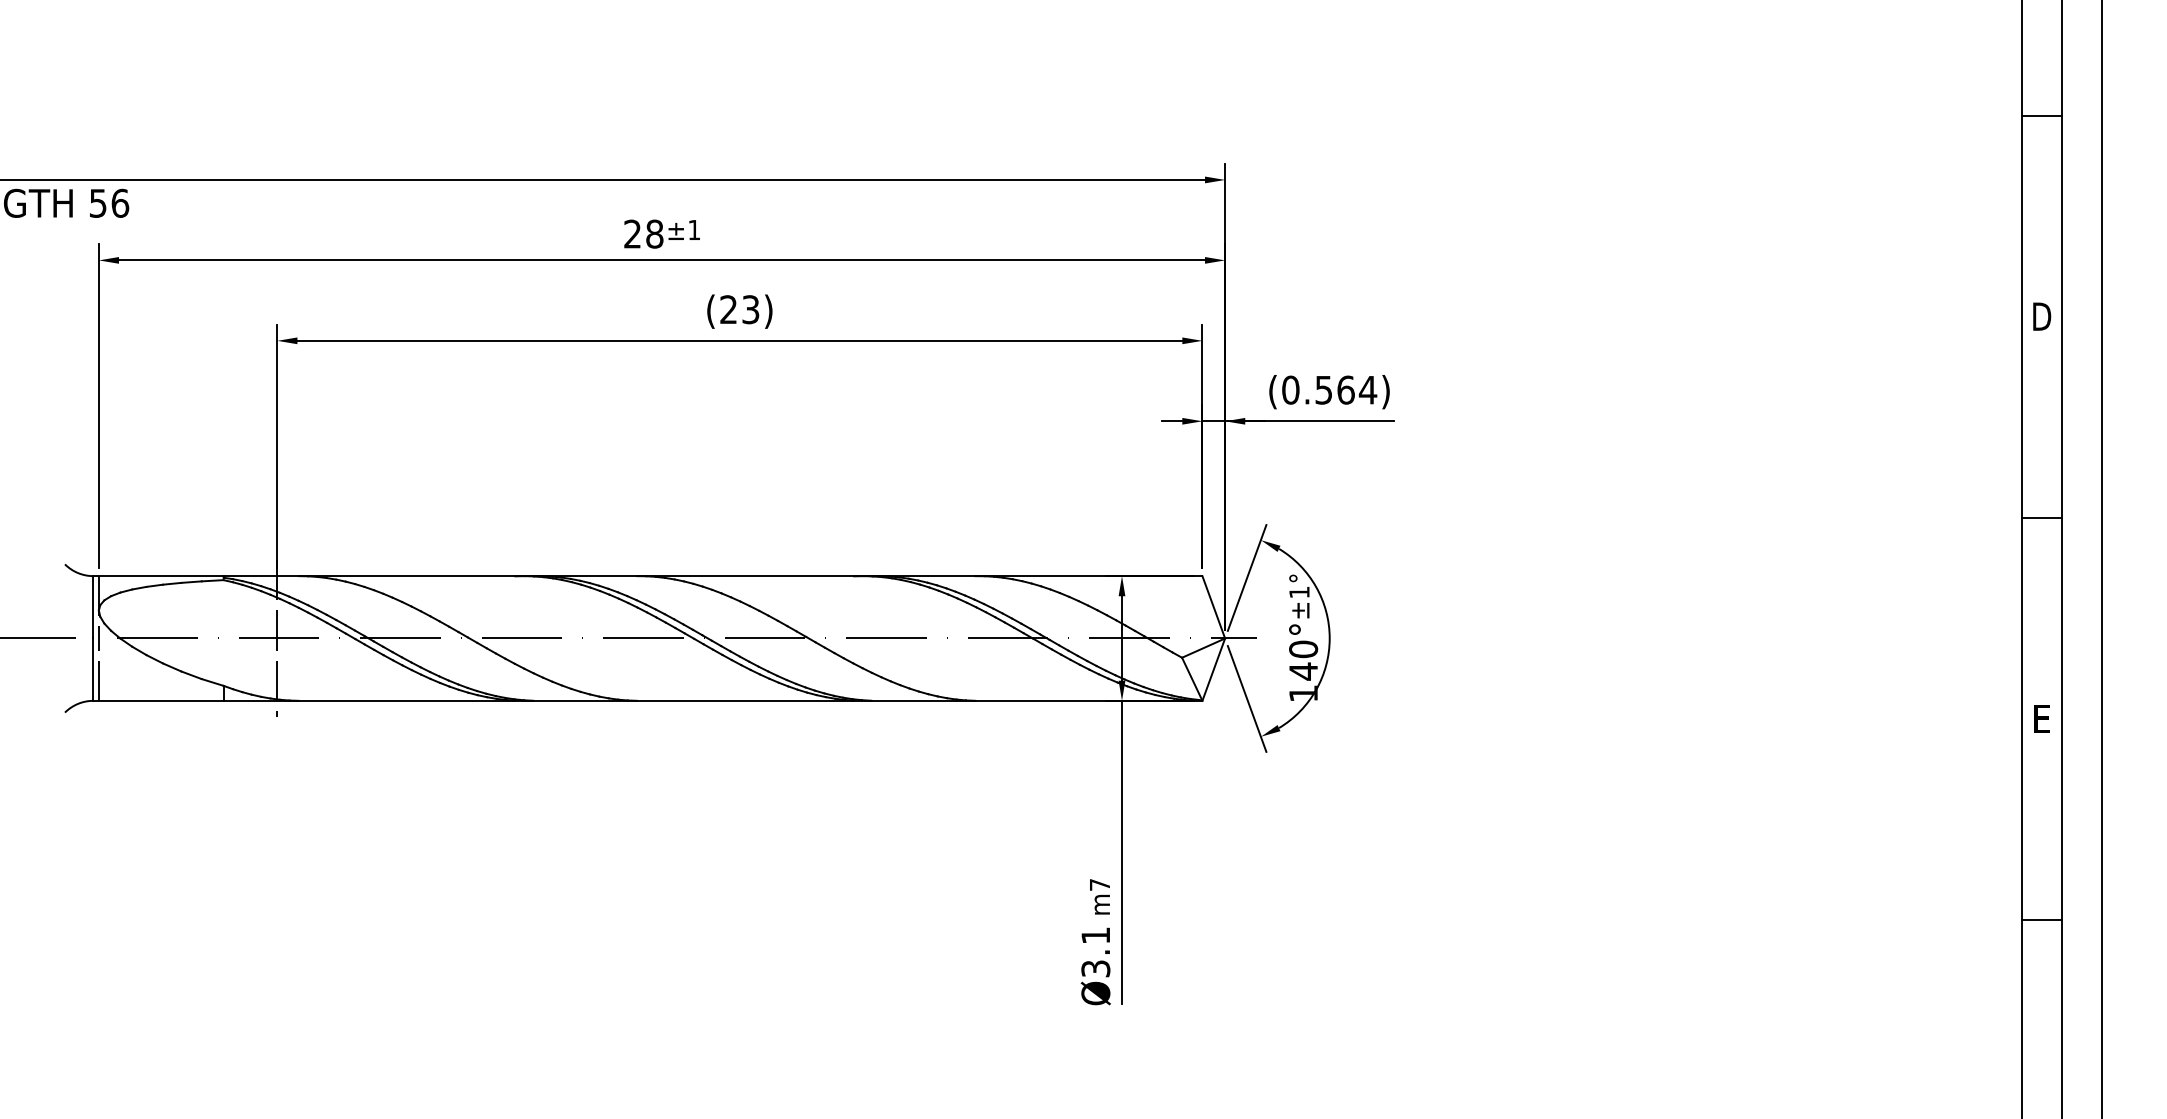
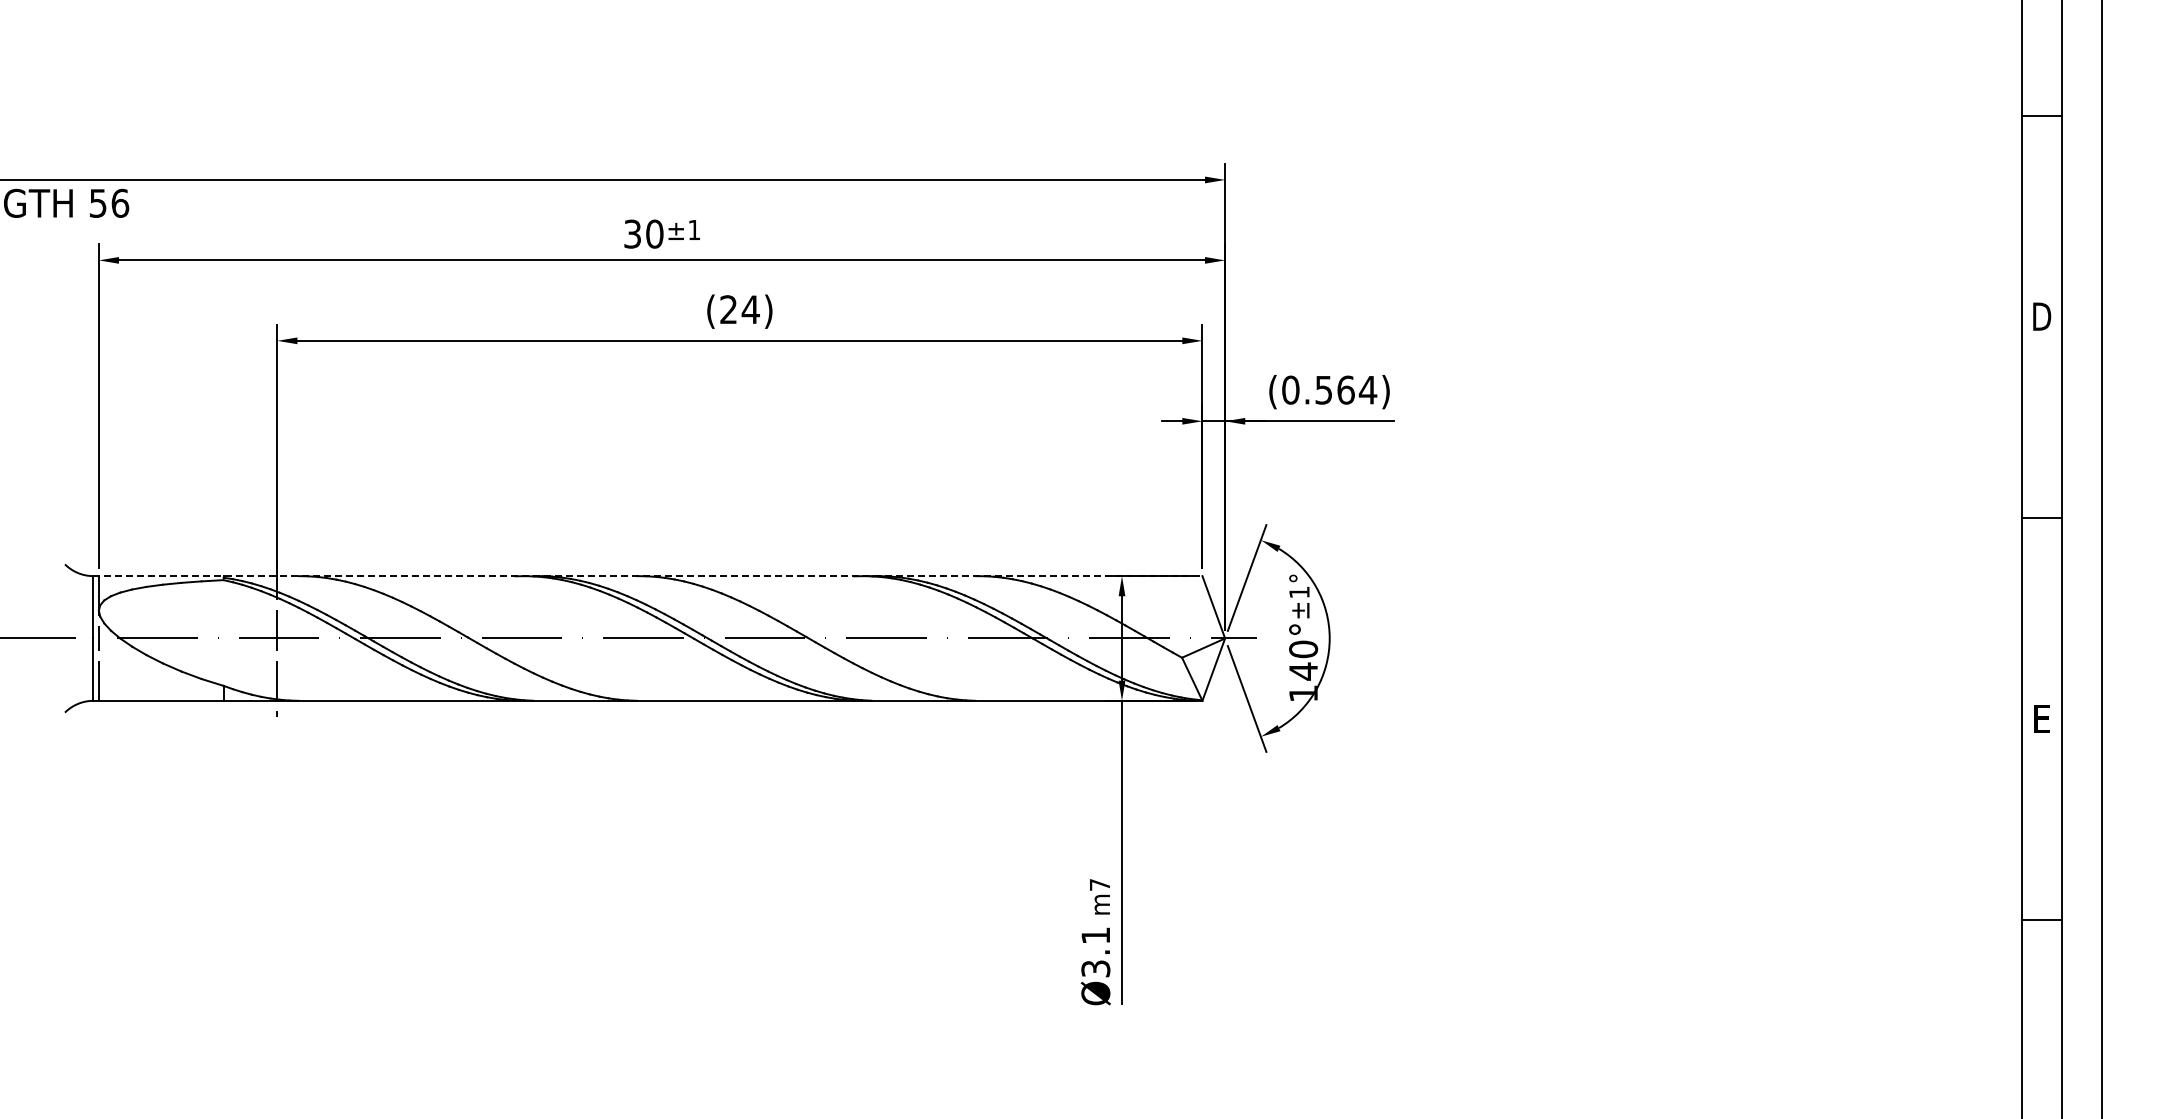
text: 28 -> 30 (643, 234)
text: (23) -> (24) (750, 309)
line: solid -> dashed (648, 576)
